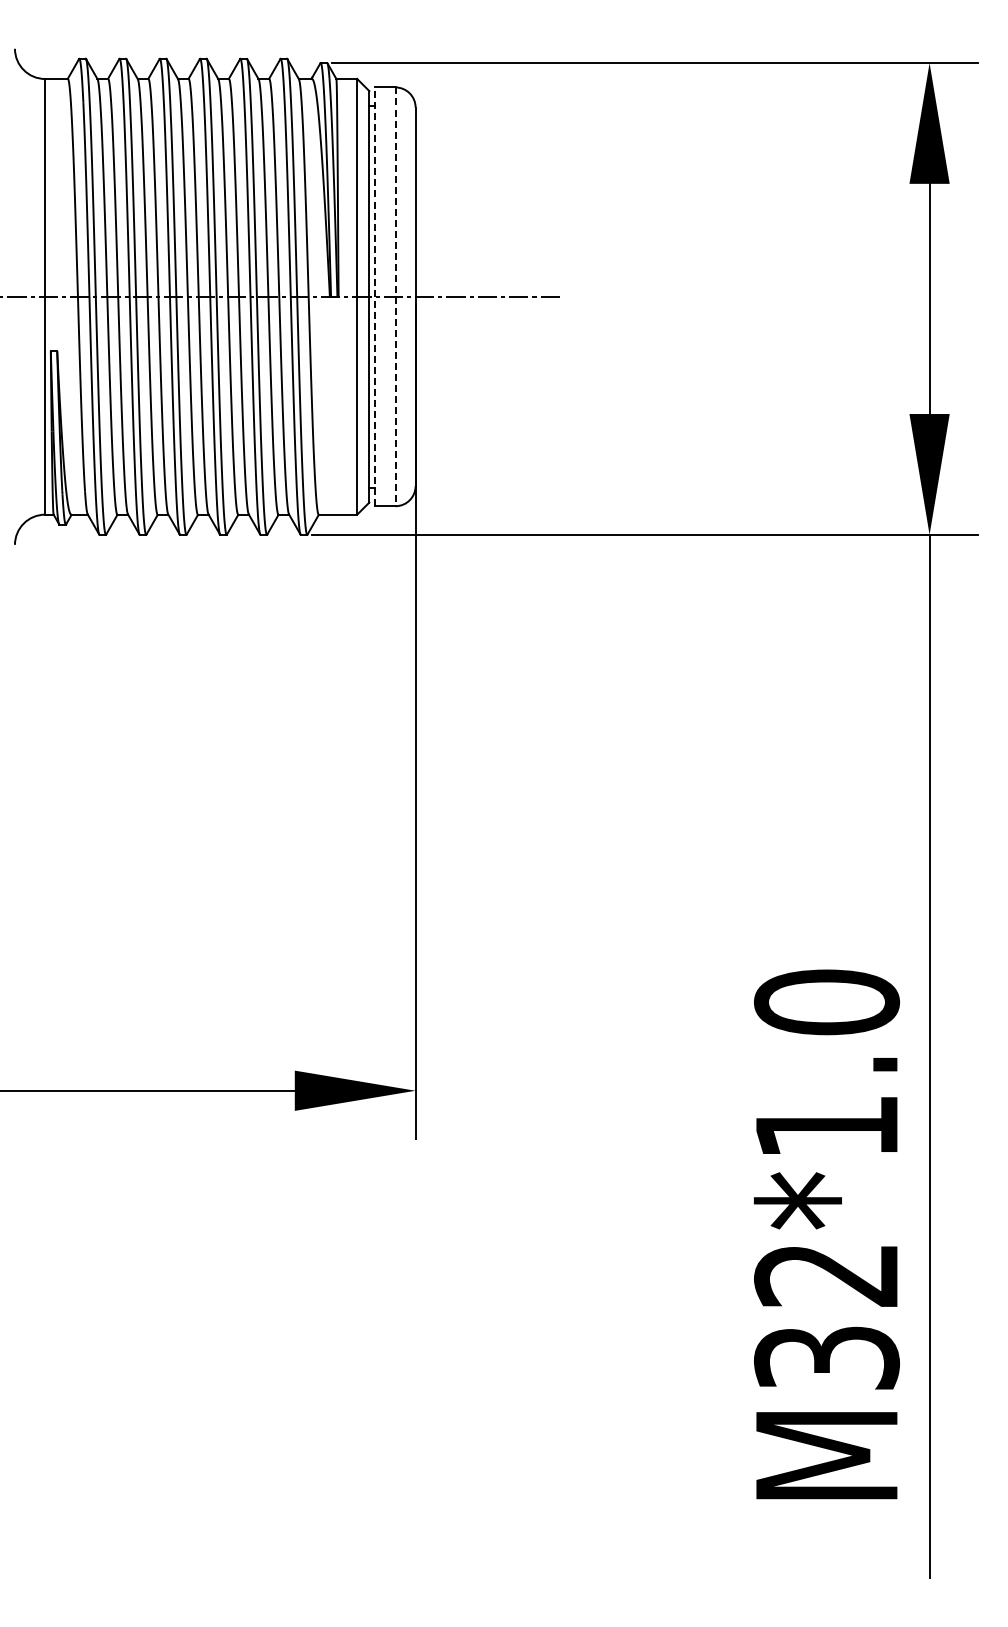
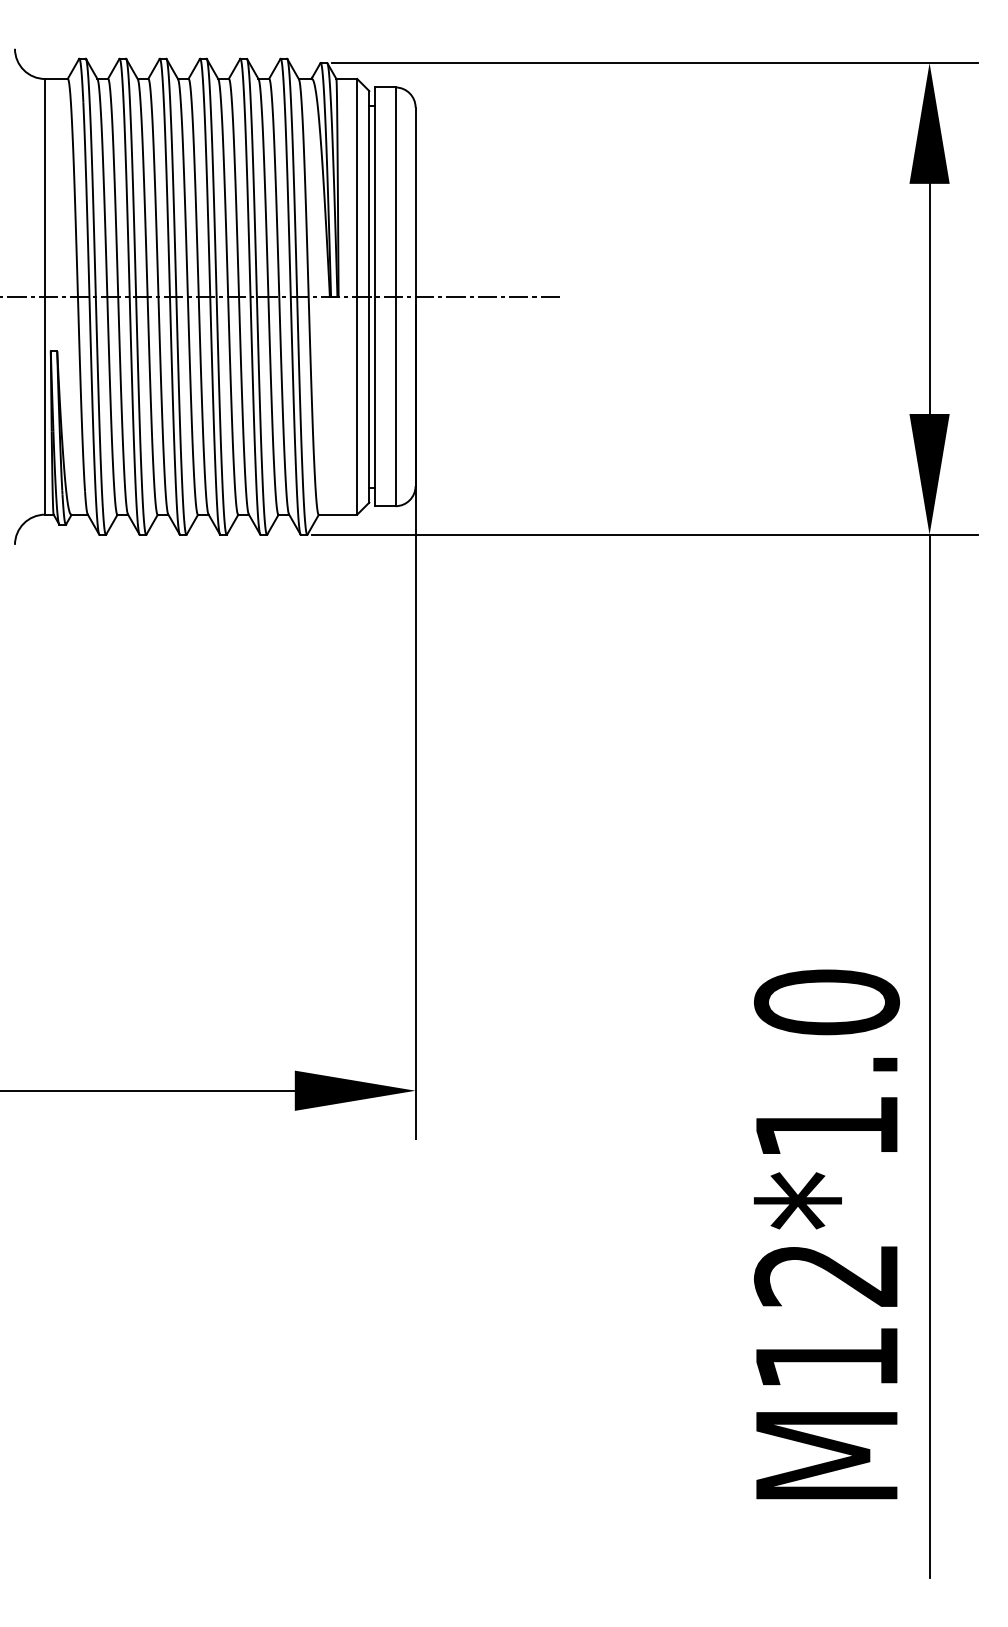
line: dashed -> solid (375, 296)
line: dashed -> solid (395, 297)
text: M32*1.0 -> M12*1.0 (827, 1357)
